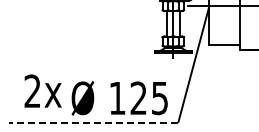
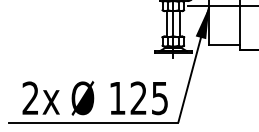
fill: none -> present (202, 22)
text position: (42, 90) -> (40, 97) (40, 97)
line: dashed -> solid (93, 122)
